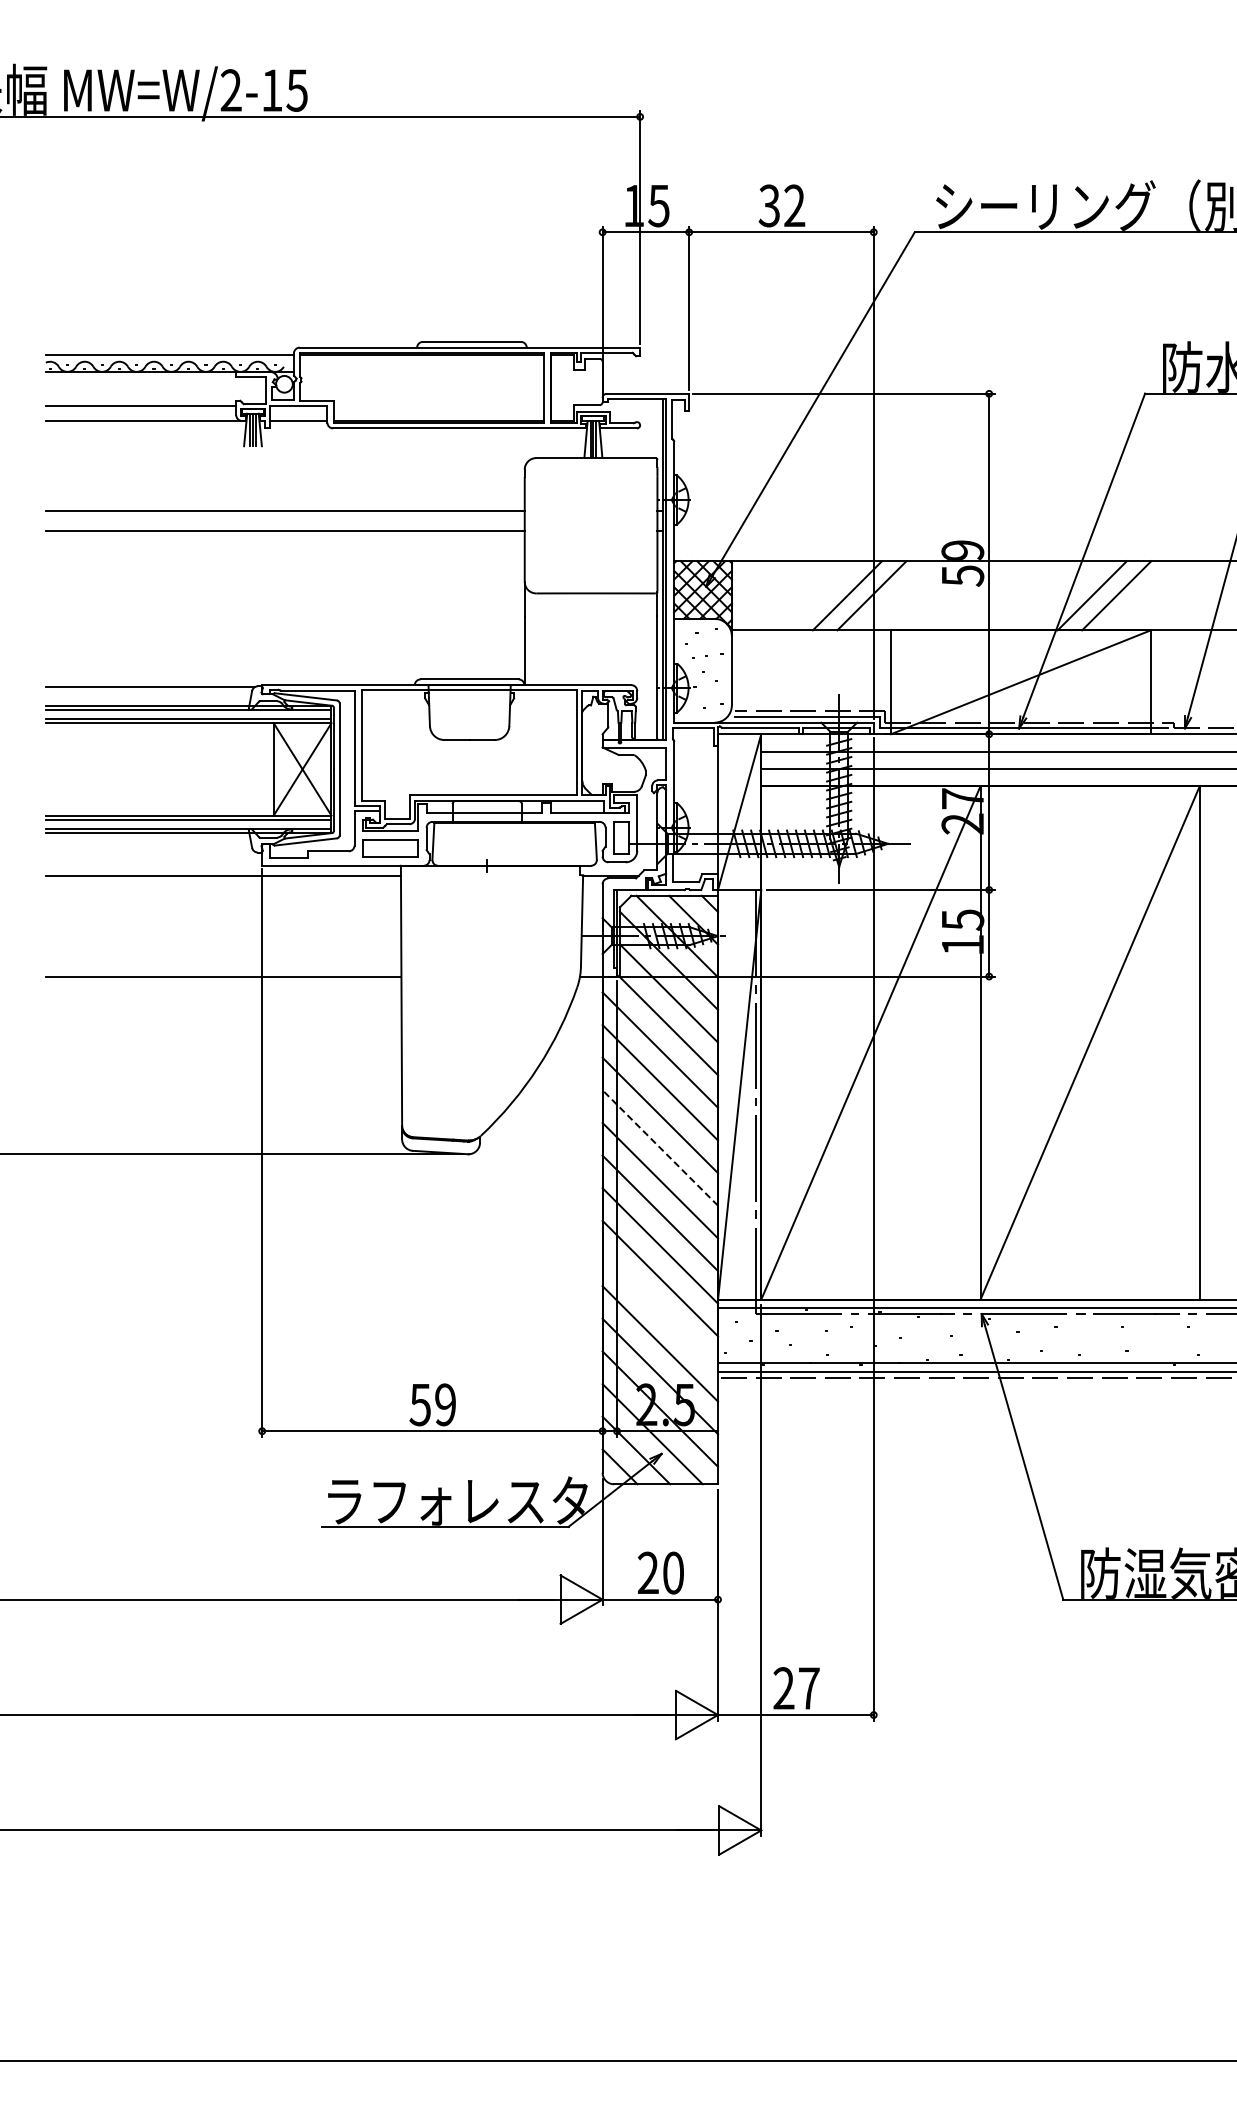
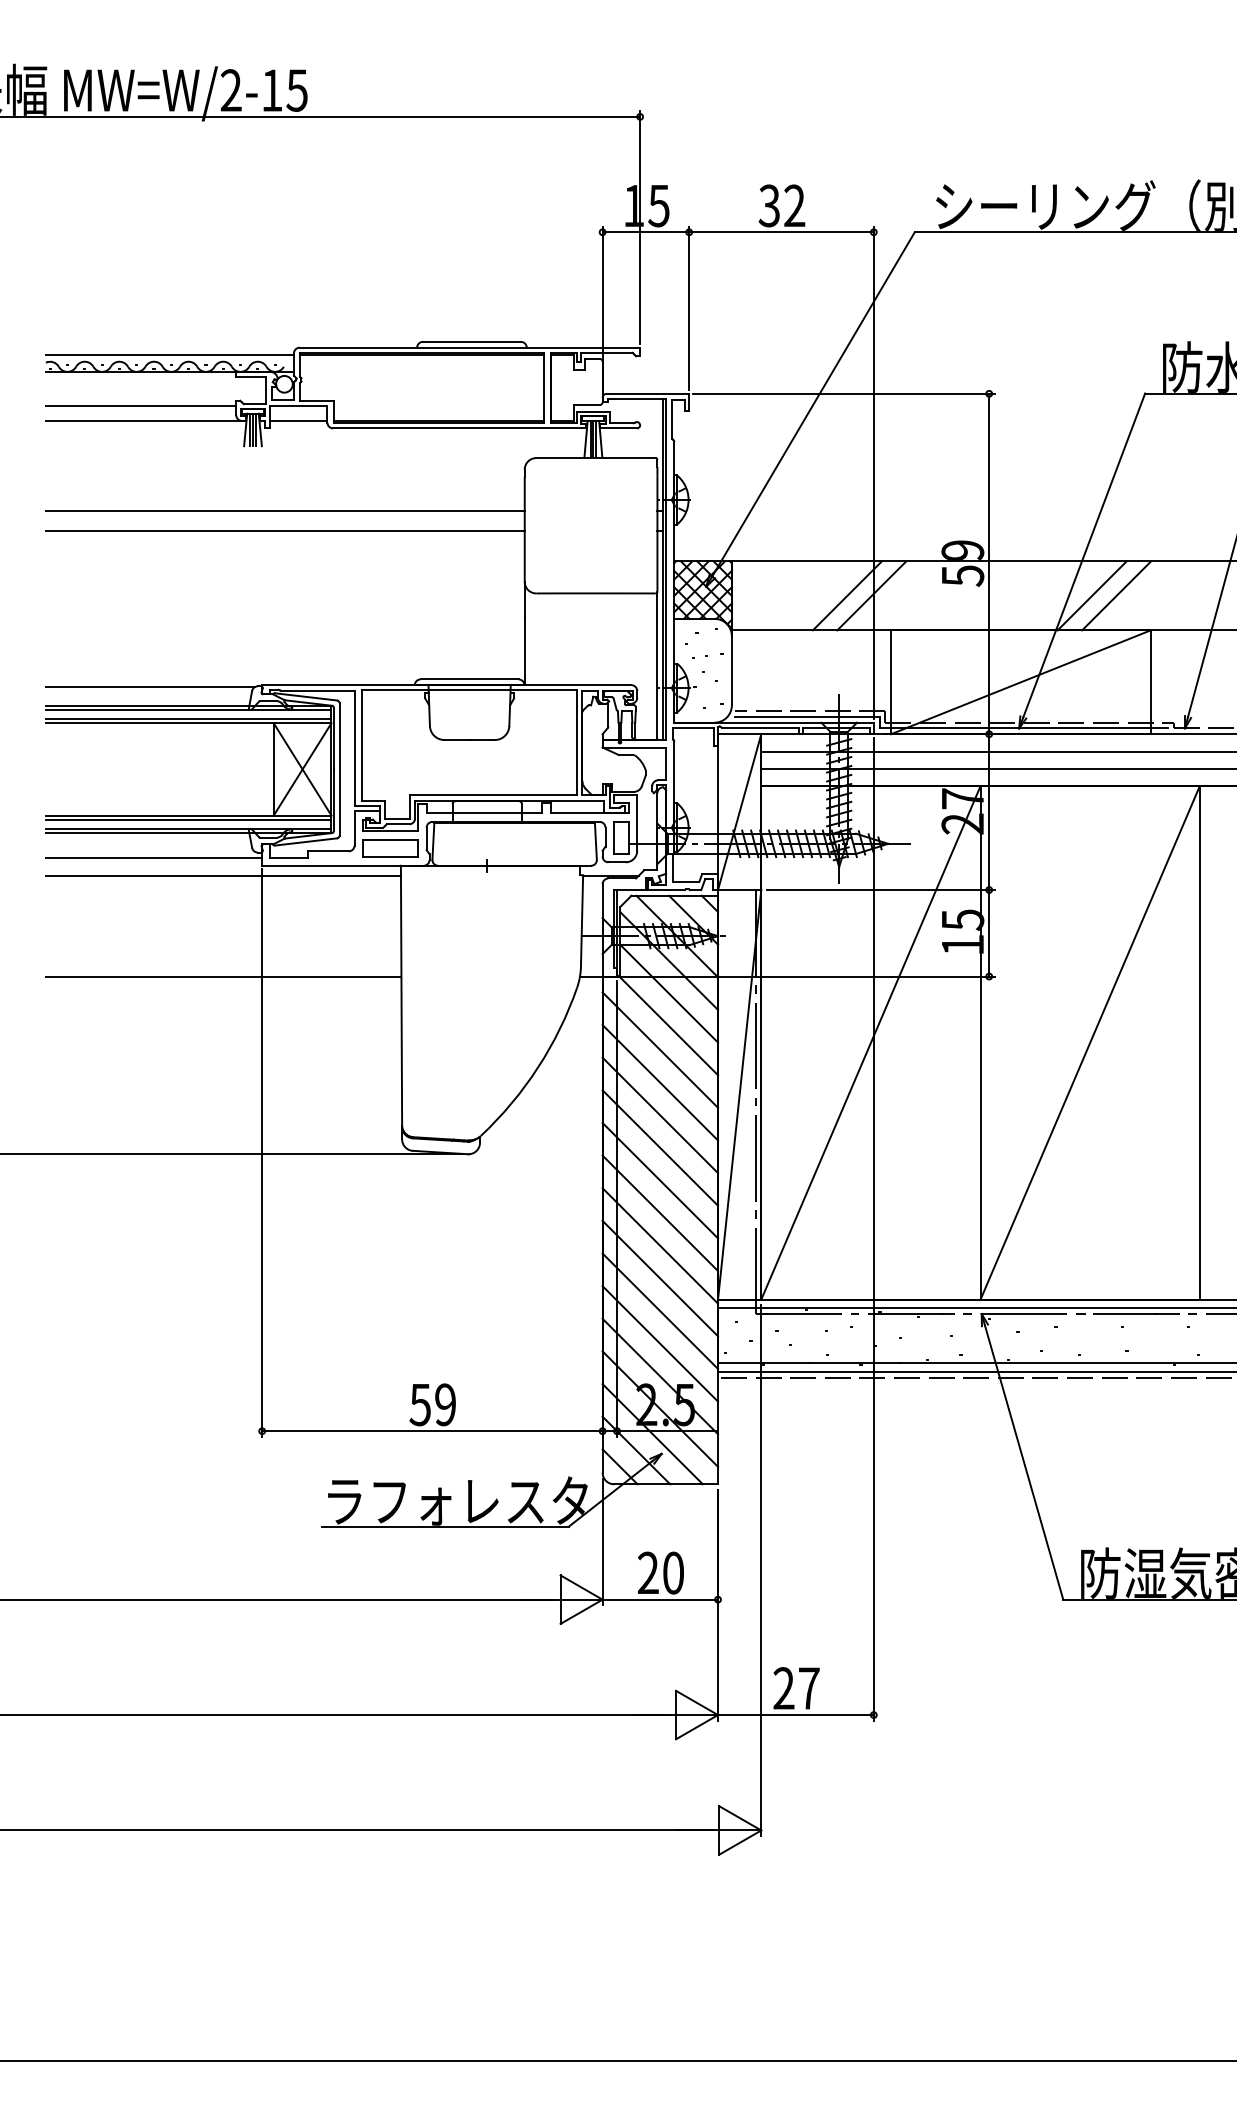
line: none -> present (153, 857)
line: dashed -> solid (660, 1148)
line: none -> present (660, 1310)
